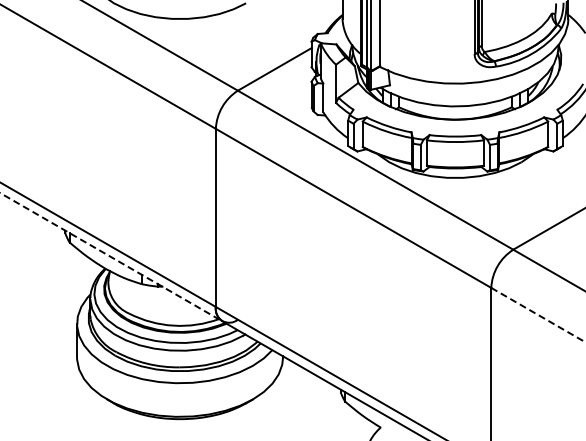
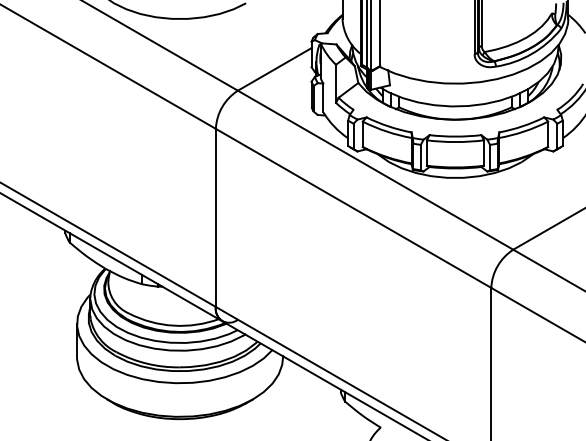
line: dashed -> solid (111, 257)
line: dashed -> solid (538, 315)
